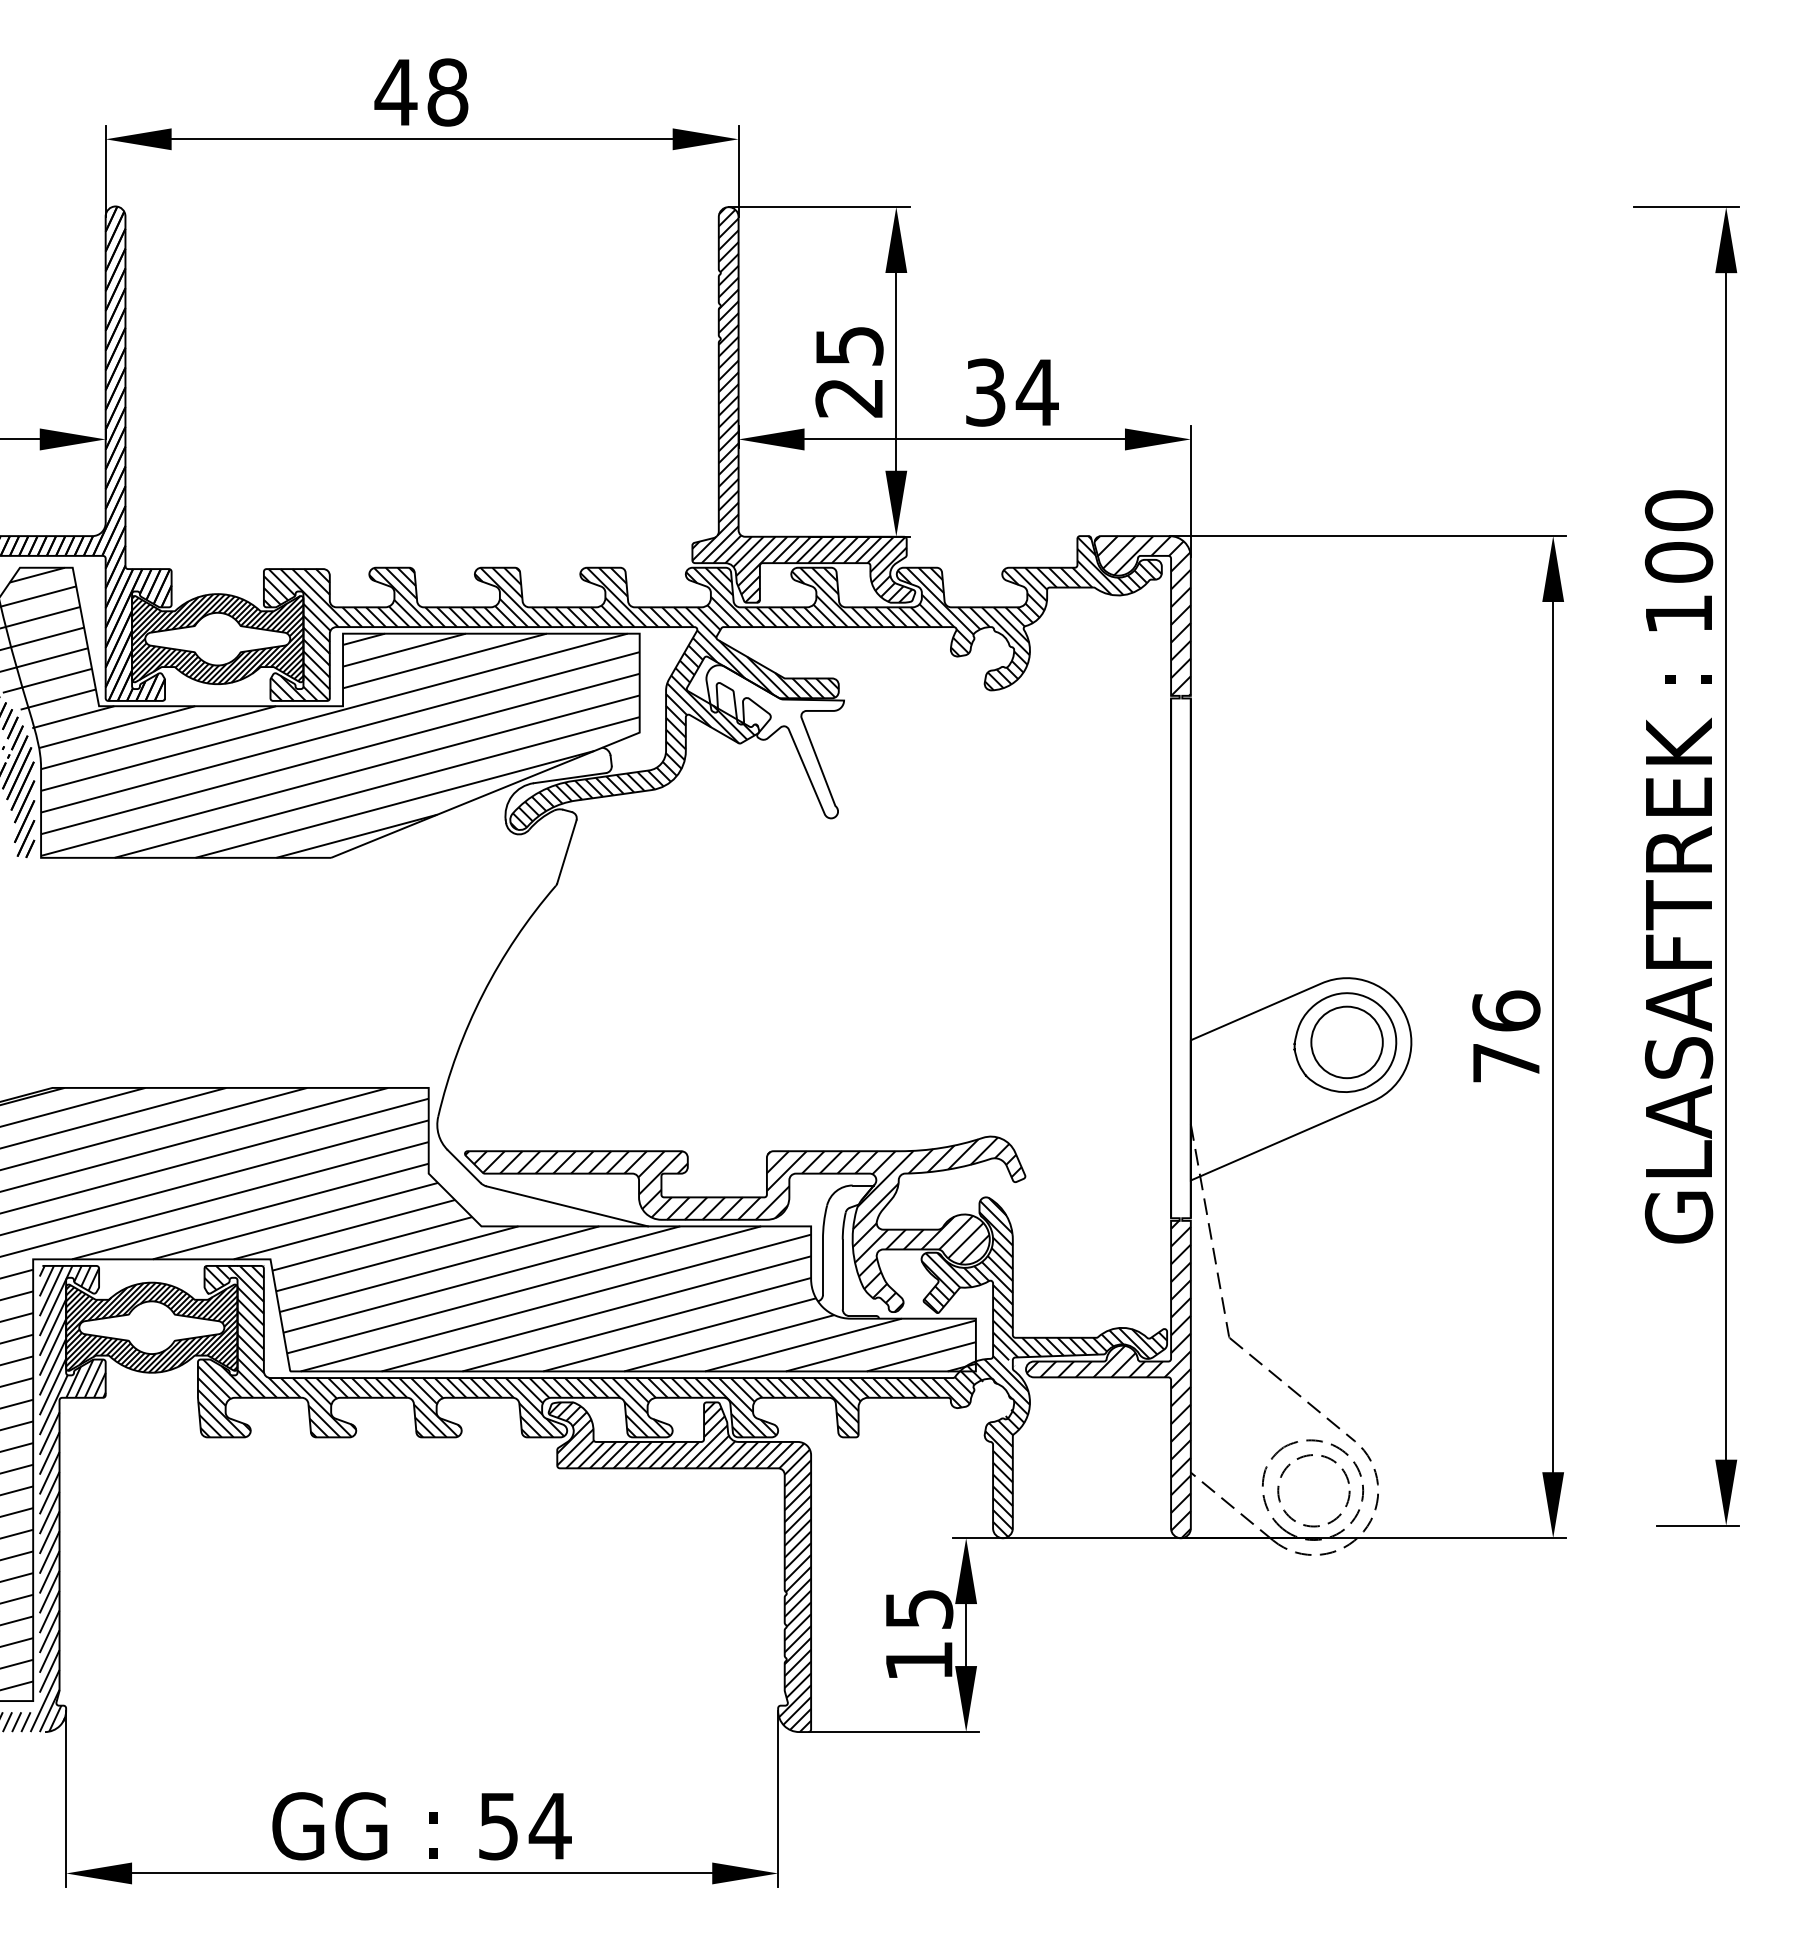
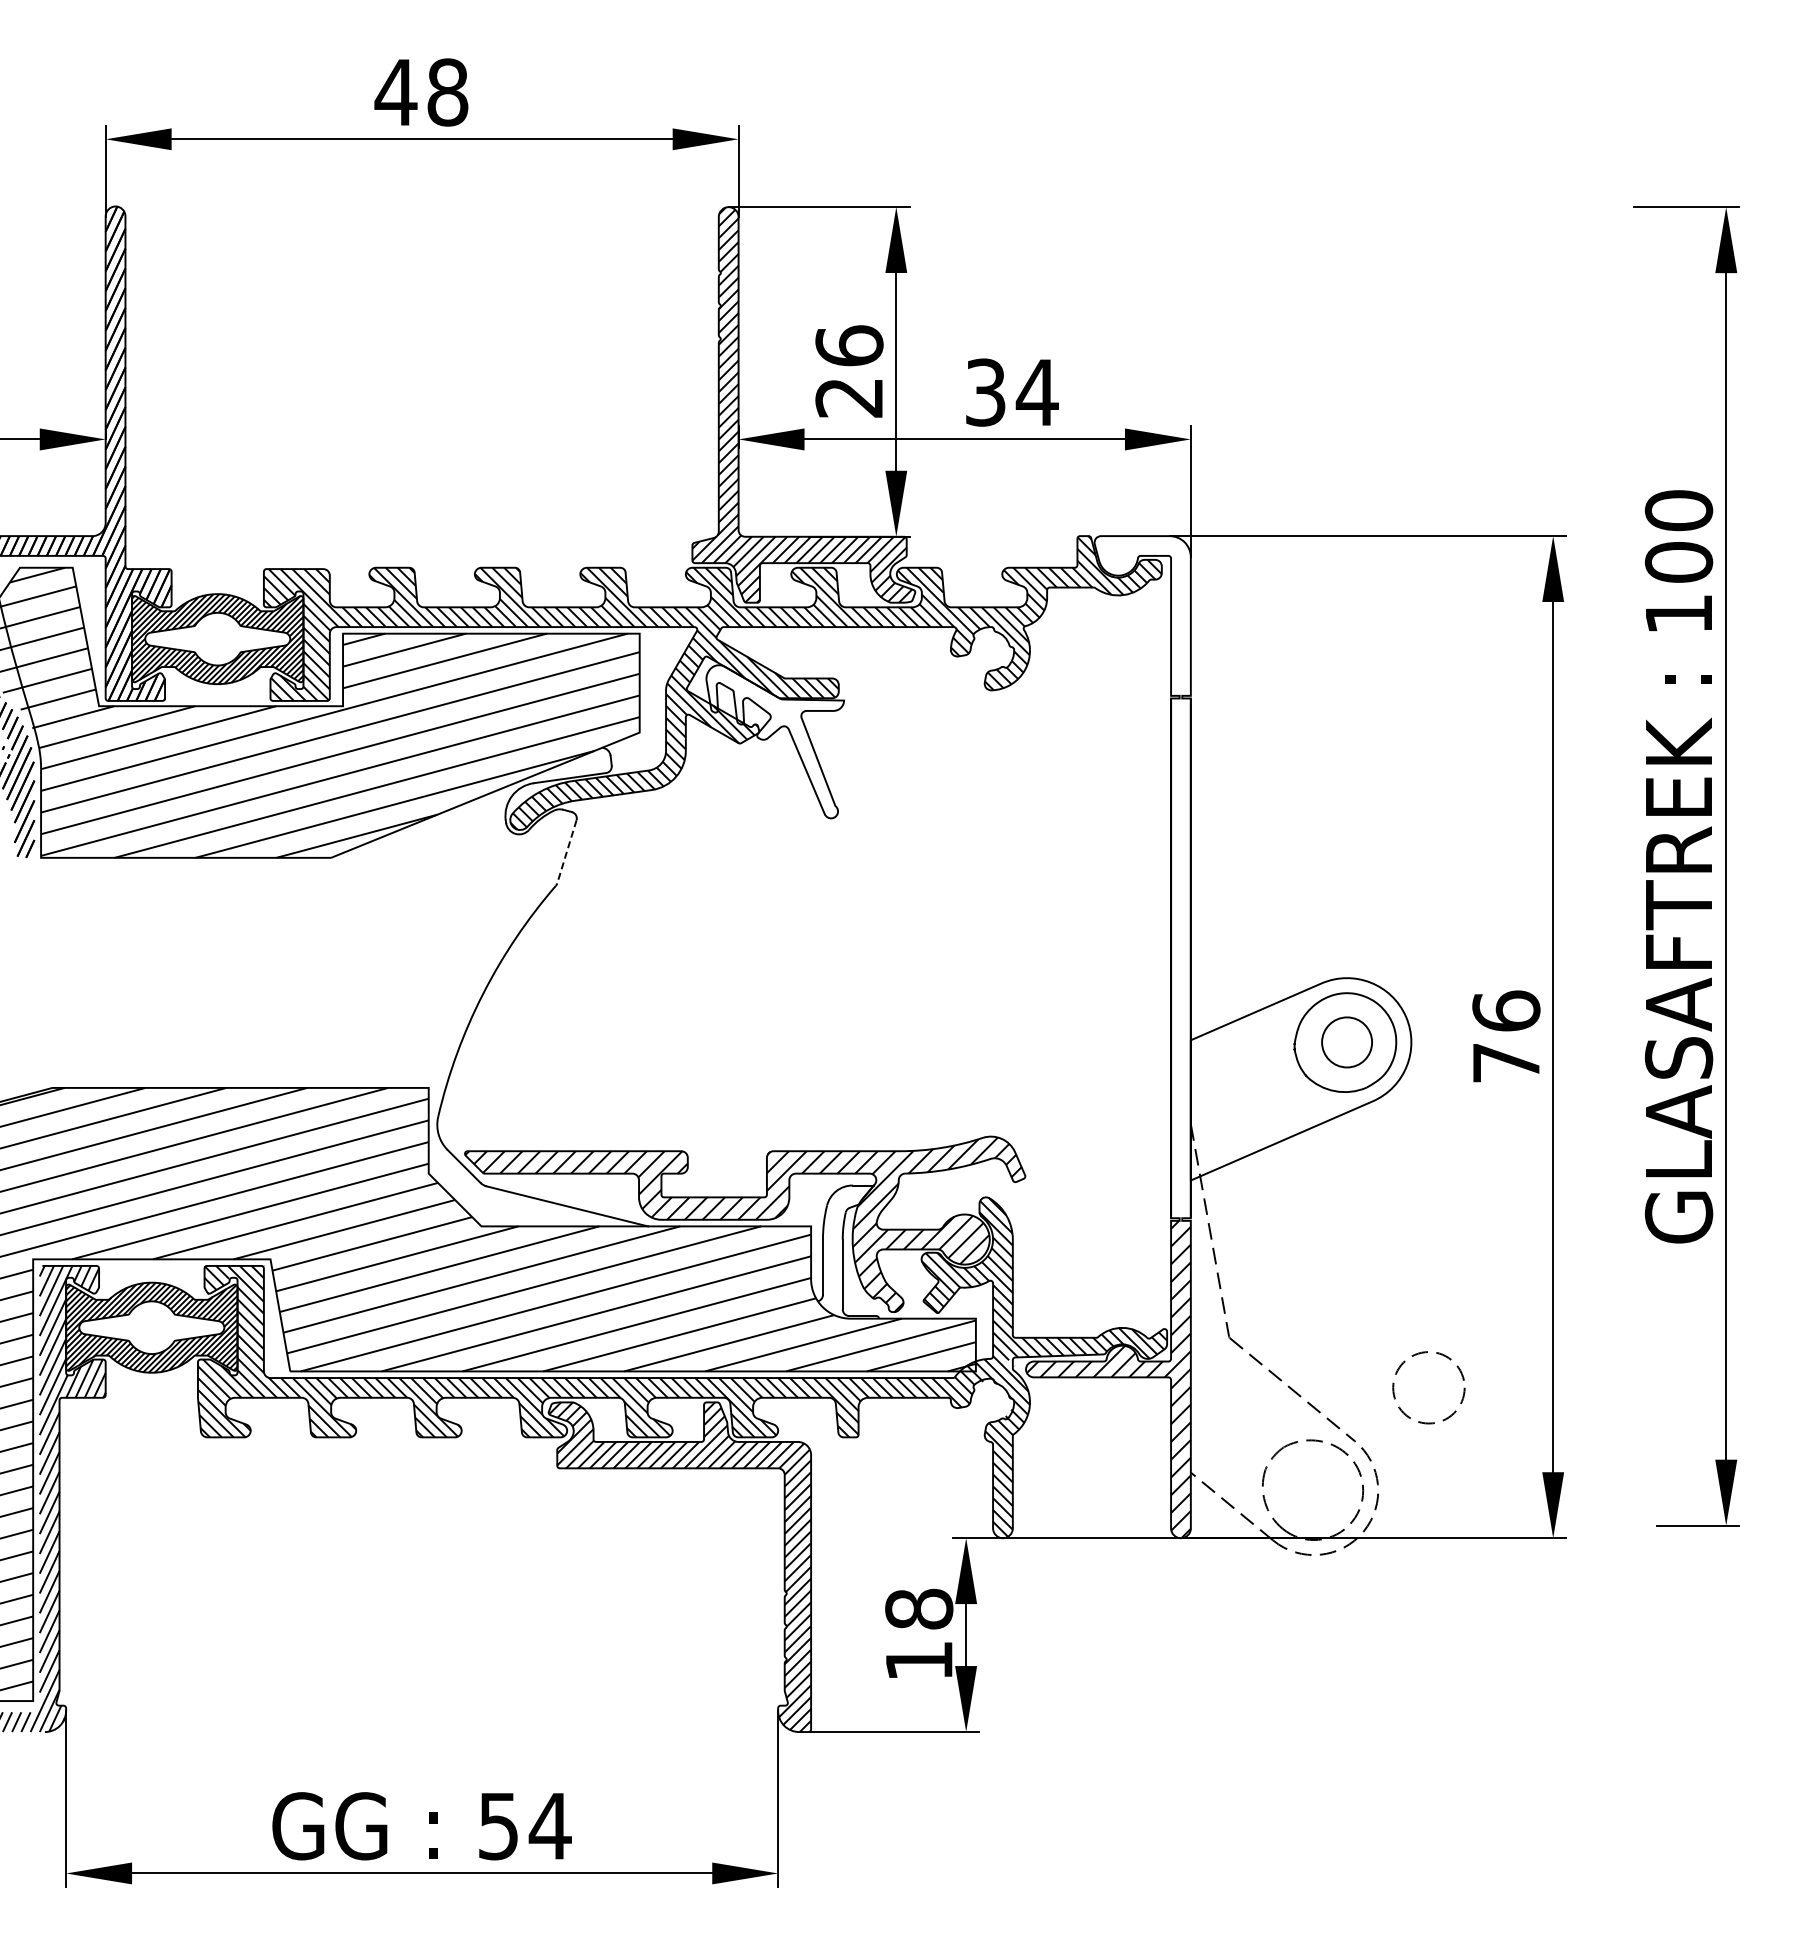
text: 25 -> 26 (849, 345)
hatch: present -> none (1142, 615)
line: solid -> dashed (566, 851)
circle diameter: 71 px -> 50 px (1347, 1042)
circle position: (1313, 1490) -> (1428, 1387) (1428, 1387)
text: 15 -> 18 (919, 1608)
